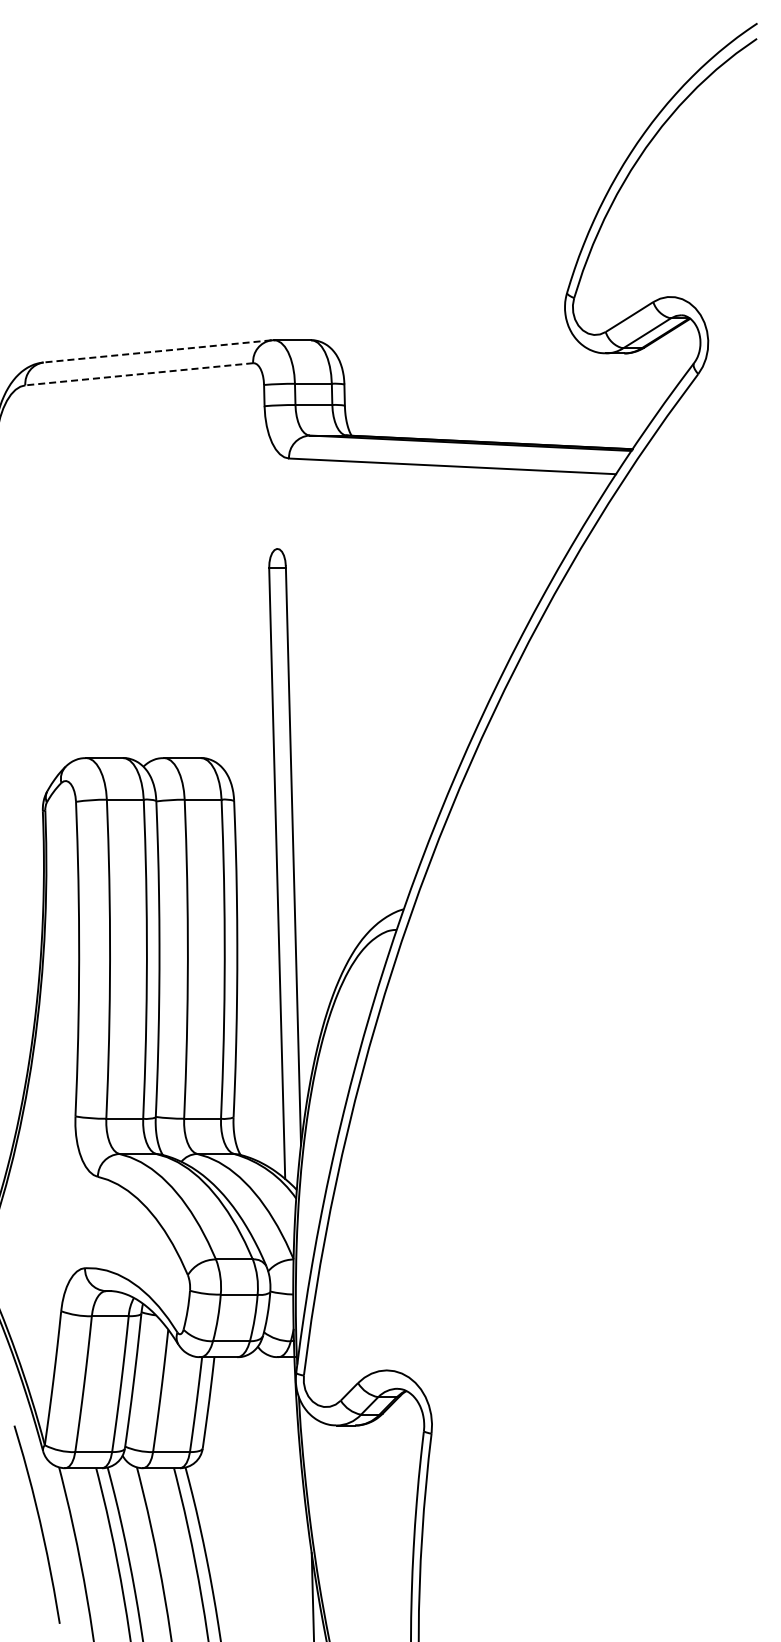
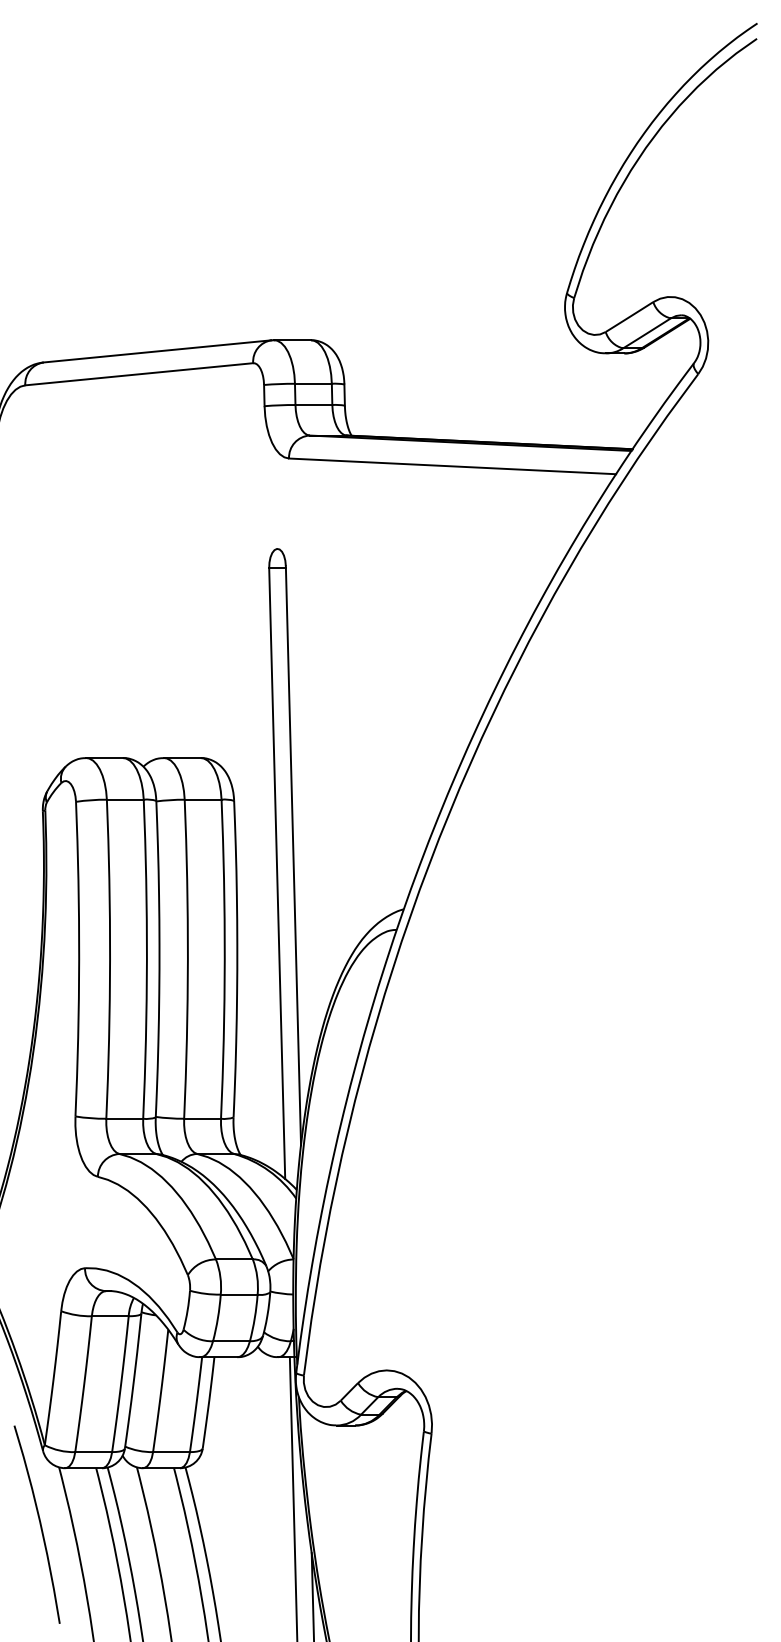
line: dashed -> solid (157, 351)
line: dashed -> solid (138, 374)
line: none -> present (293, 1497)
